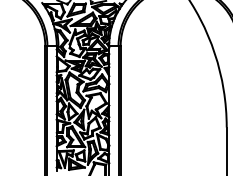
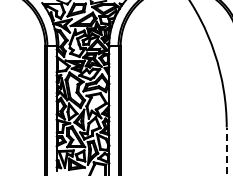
line: solid -> dashed (226, 151)
